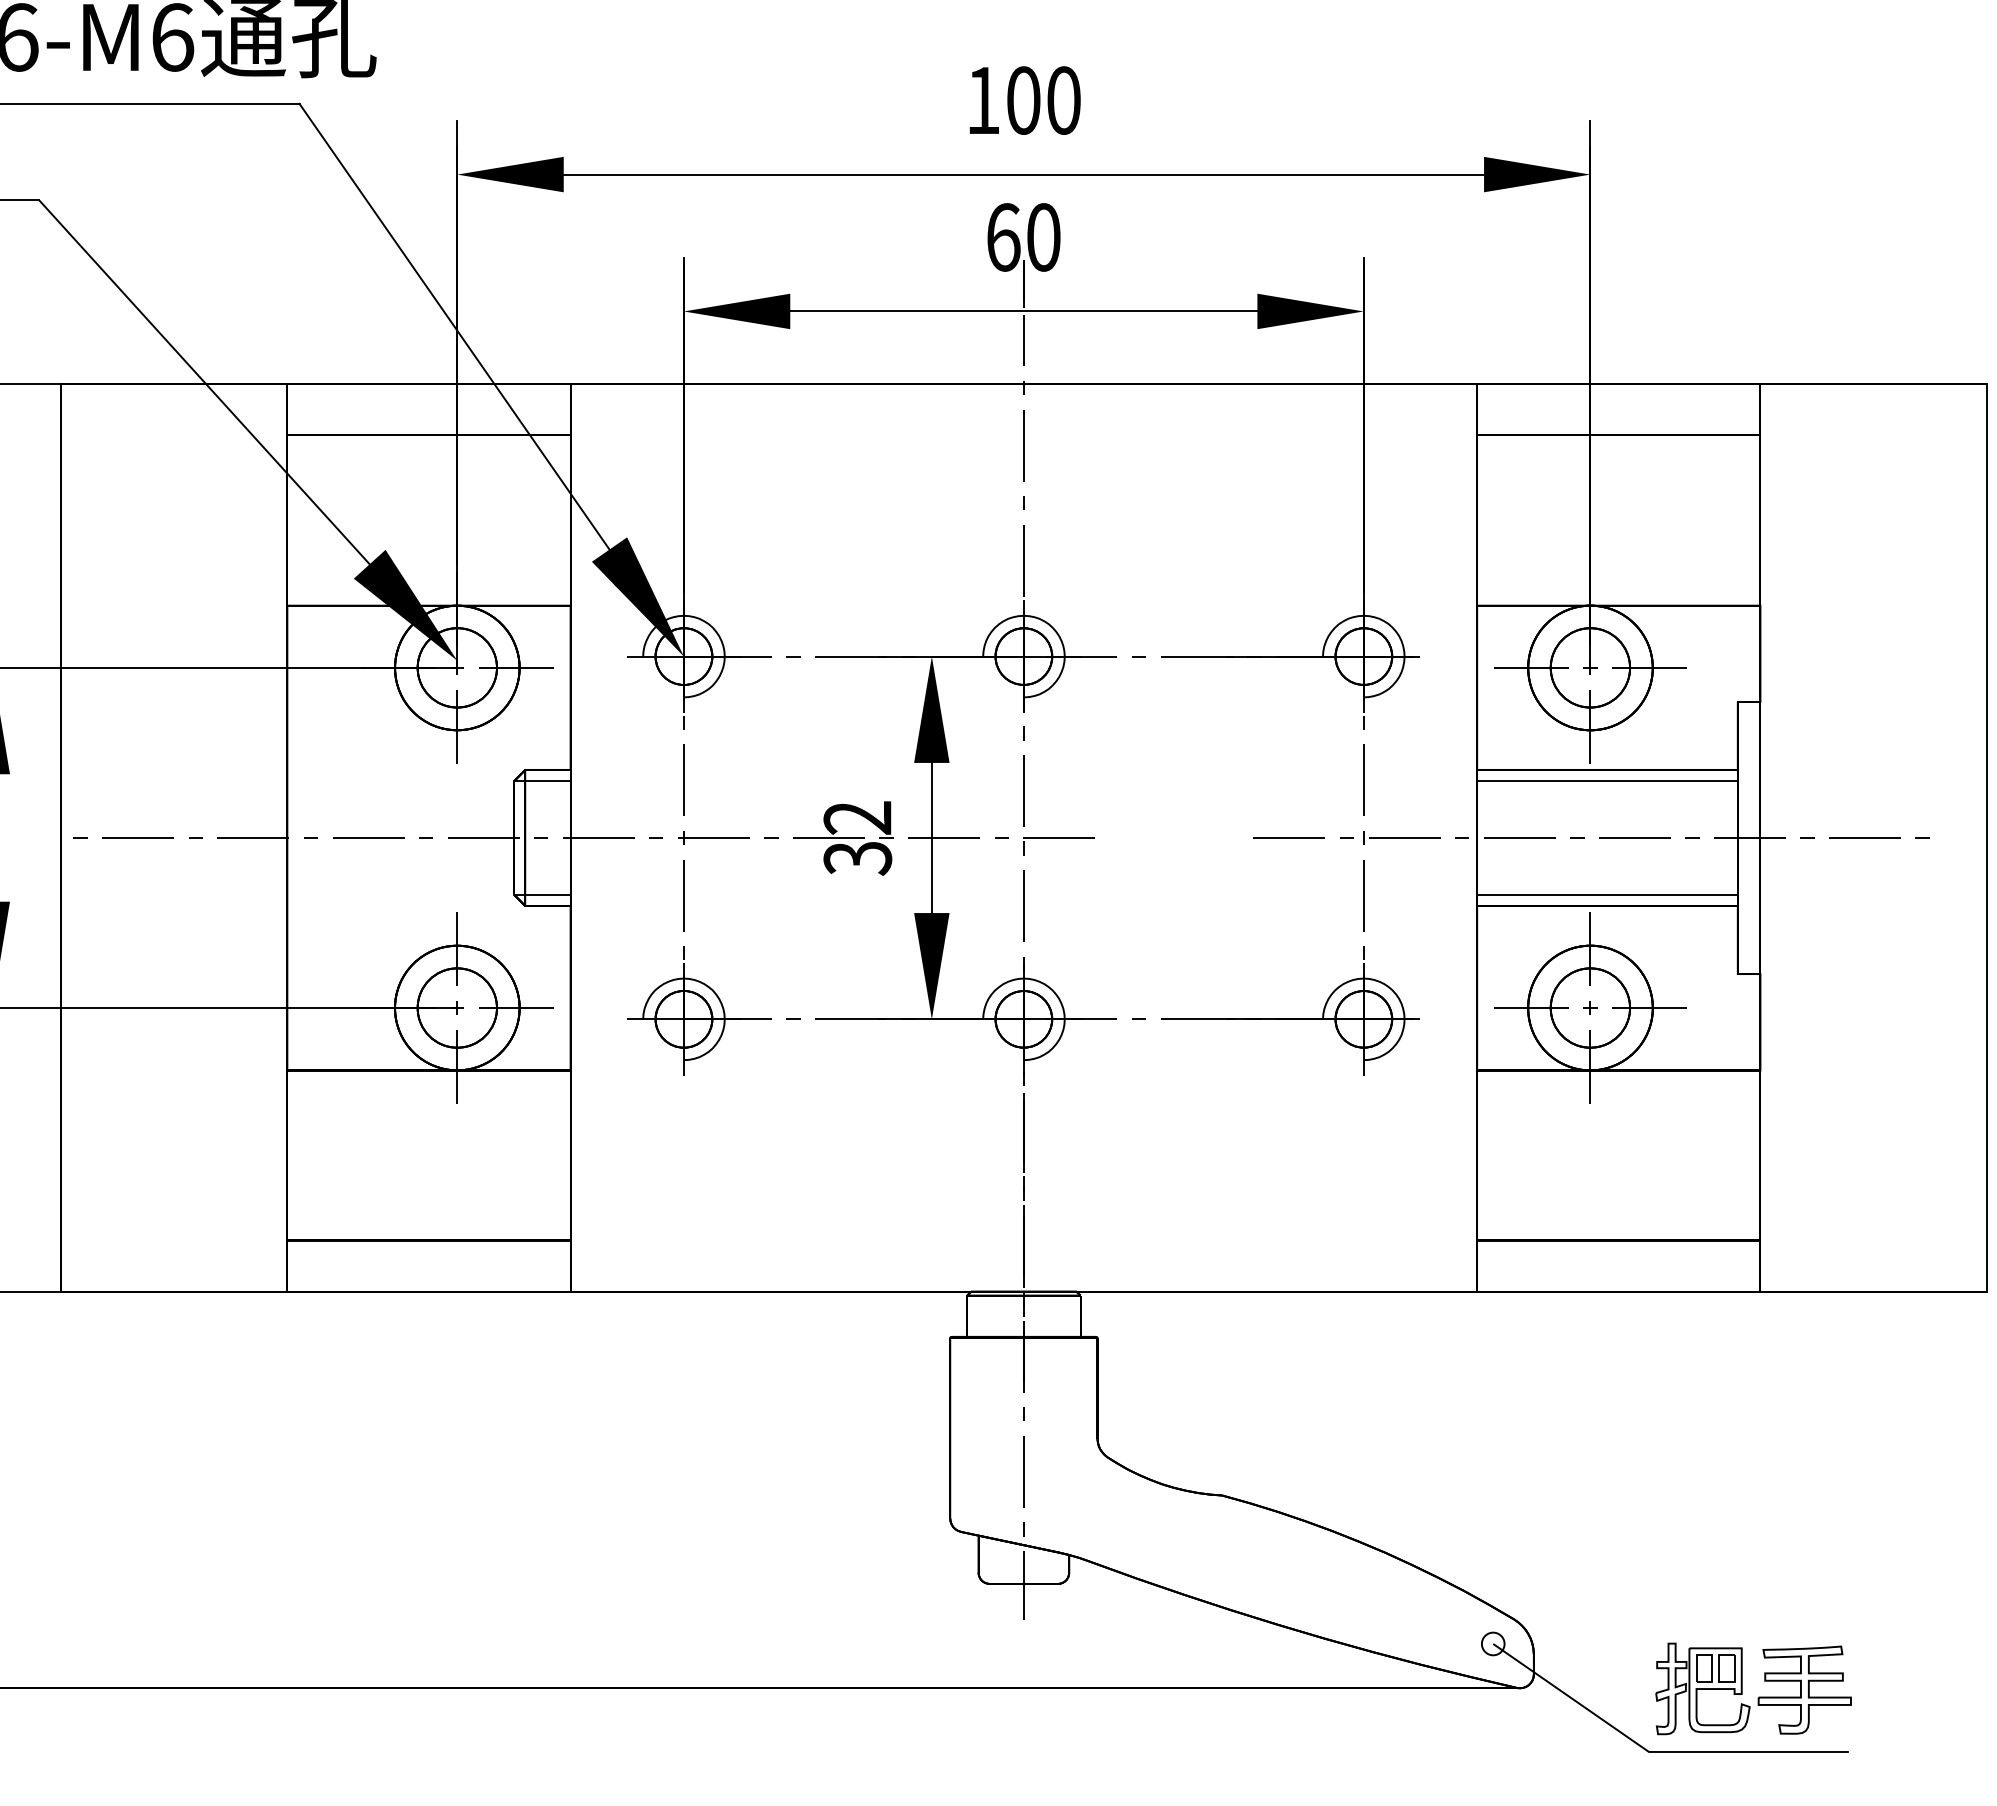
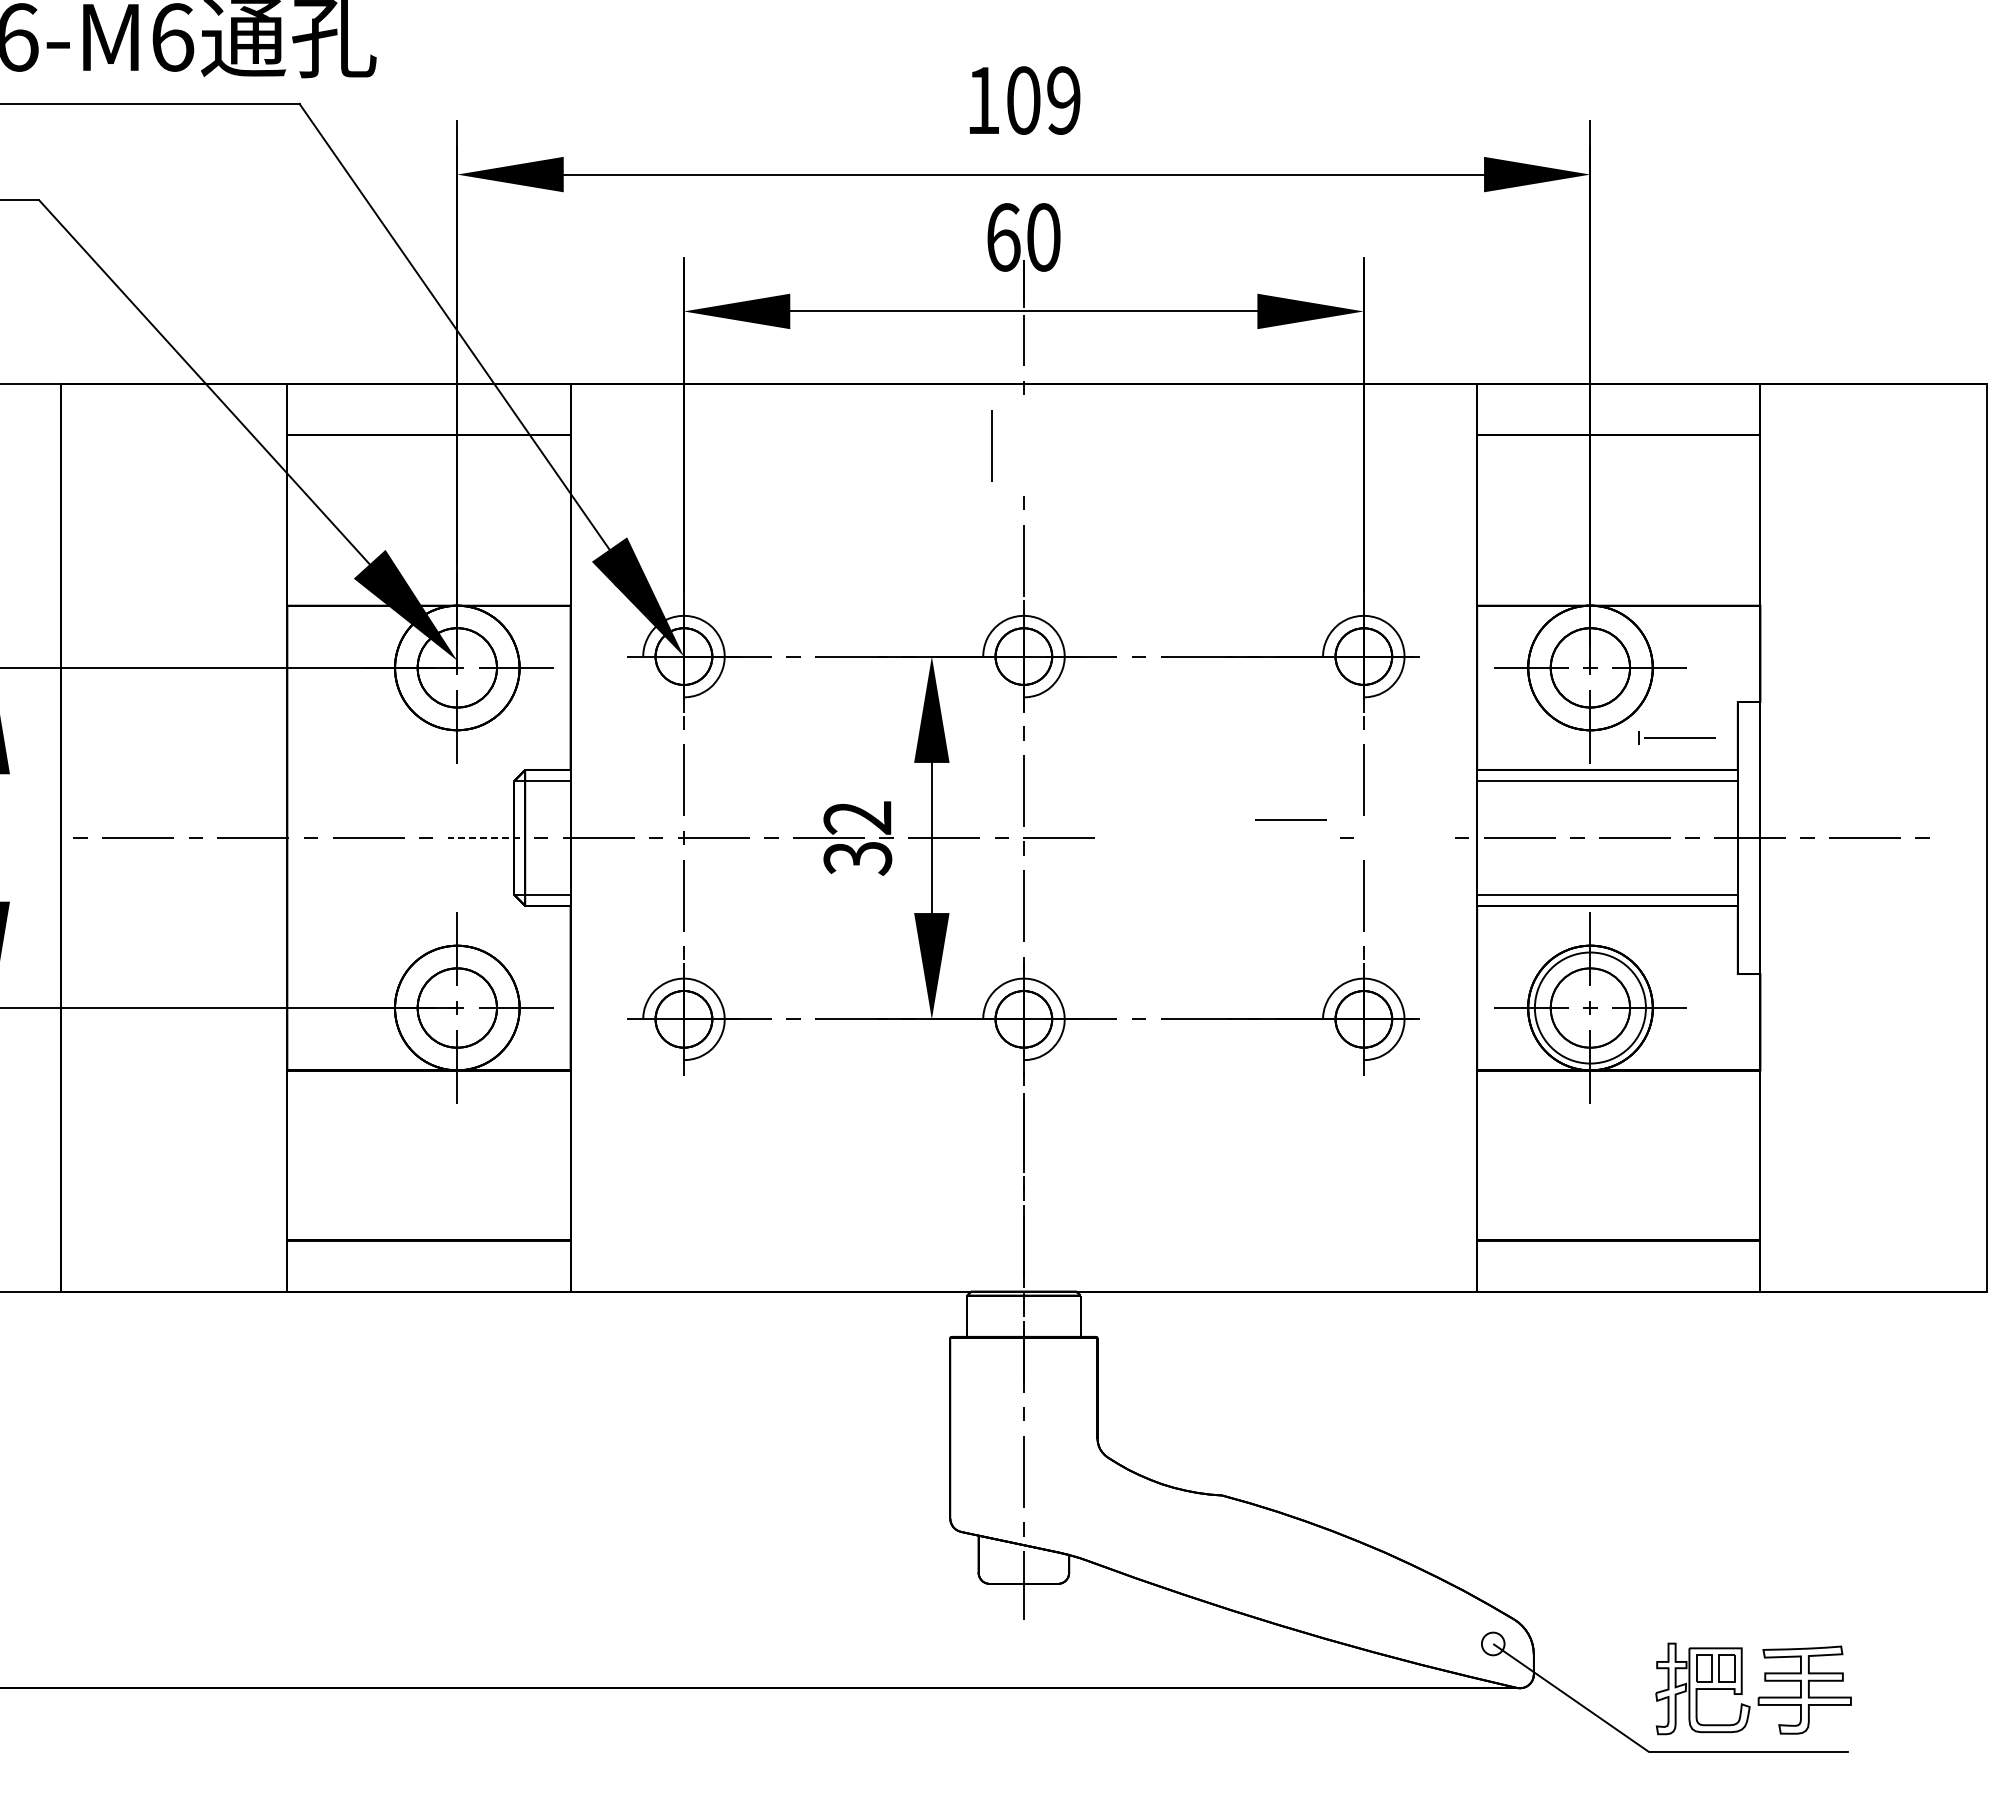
text: 100 -> 109 (1063, 100)
line position: (1023, 445) -> (991, 445) (991, 445)
line position: (1288, 837) -> (1290, 819) (1290, 819)
part position: (1401, 837) -> (1676, 737) (1676, 737)
line: solid -> dashed (483, 838)
circle diameter: 79 px -> 111 px (1589, 1007)
